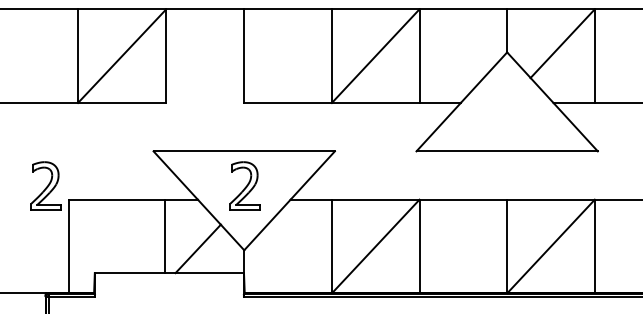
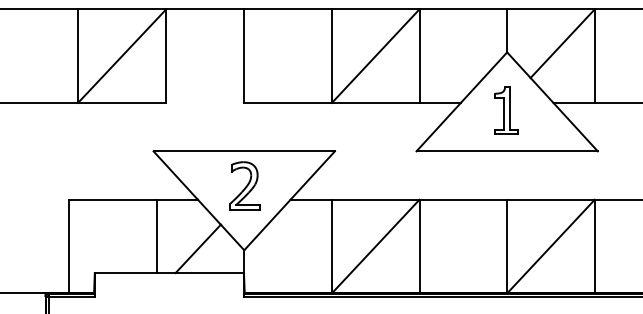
part: none -> present (506, 110)
part: present -> none (45, 185)
line position: (164, 236) -> (156, 236) (156, 236)
